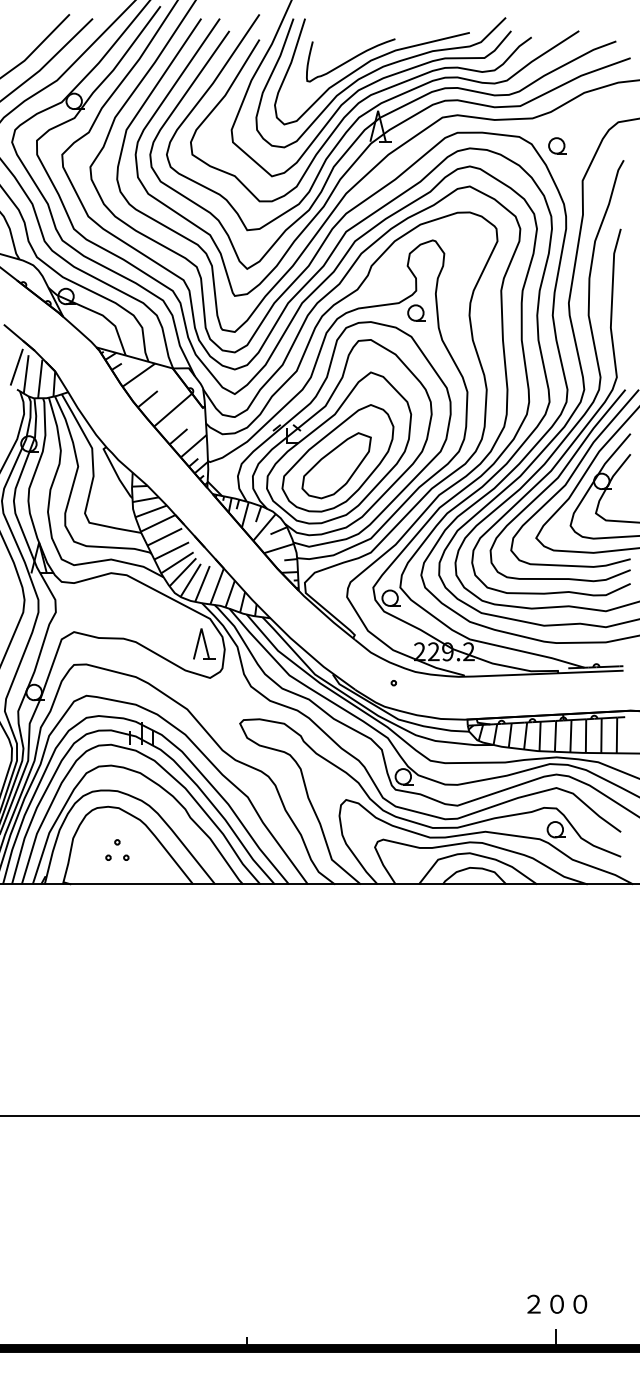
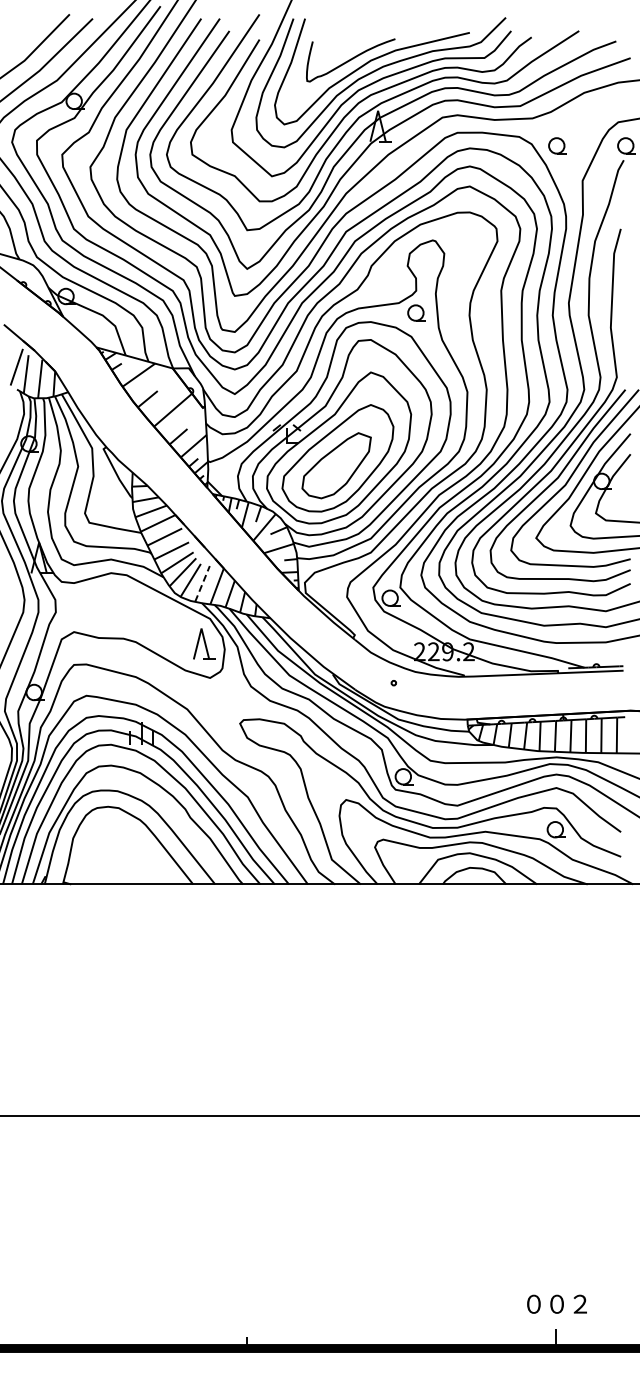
part: none -> present (626, 145)
line: solid -> dashed (202, 583)
part: present -> none (117, 849)
text: ２ -> ０ (533, 1304)
text: ０ -> ２ (580, 1304)
